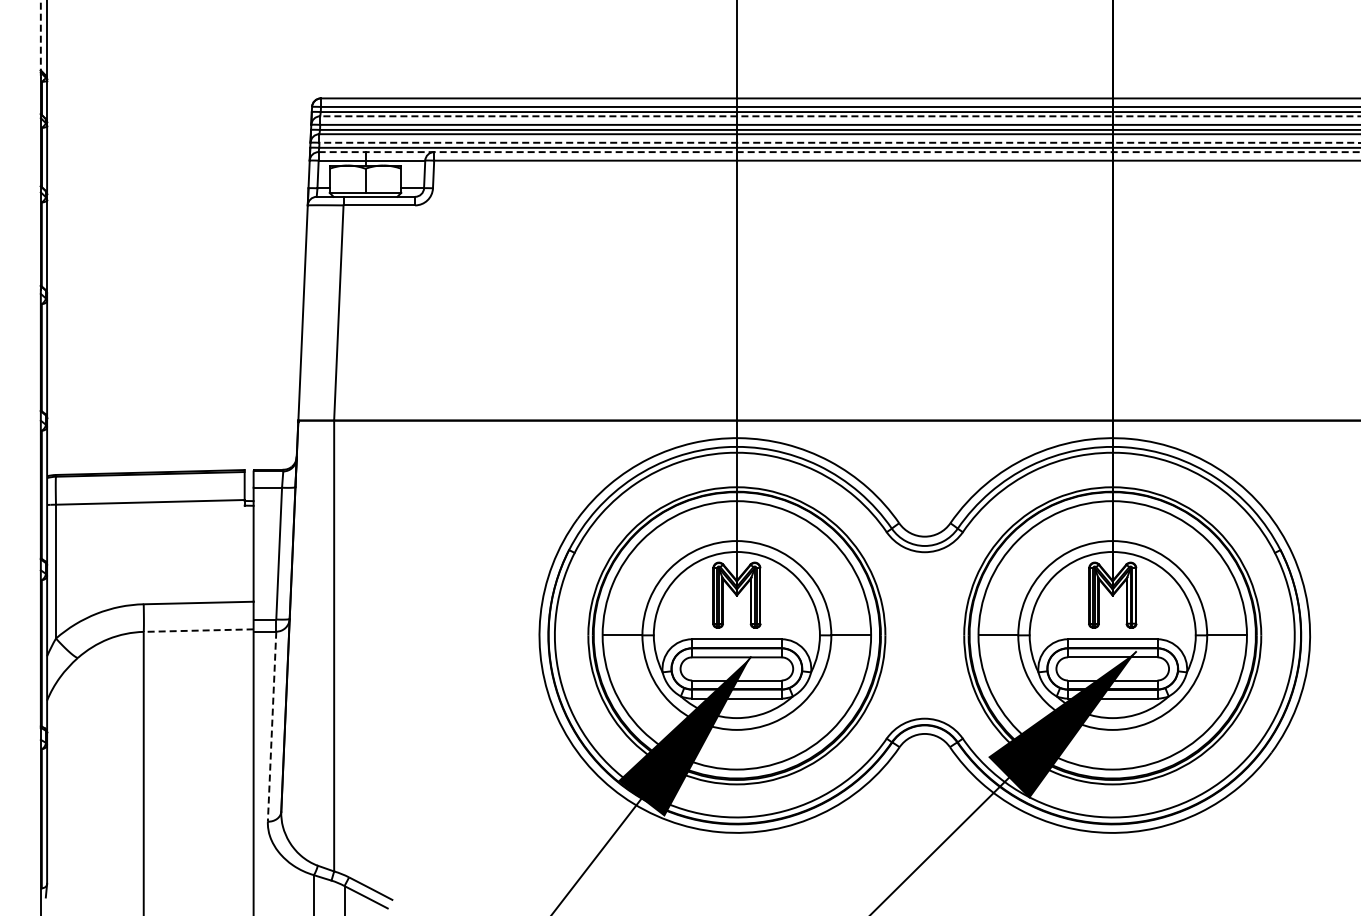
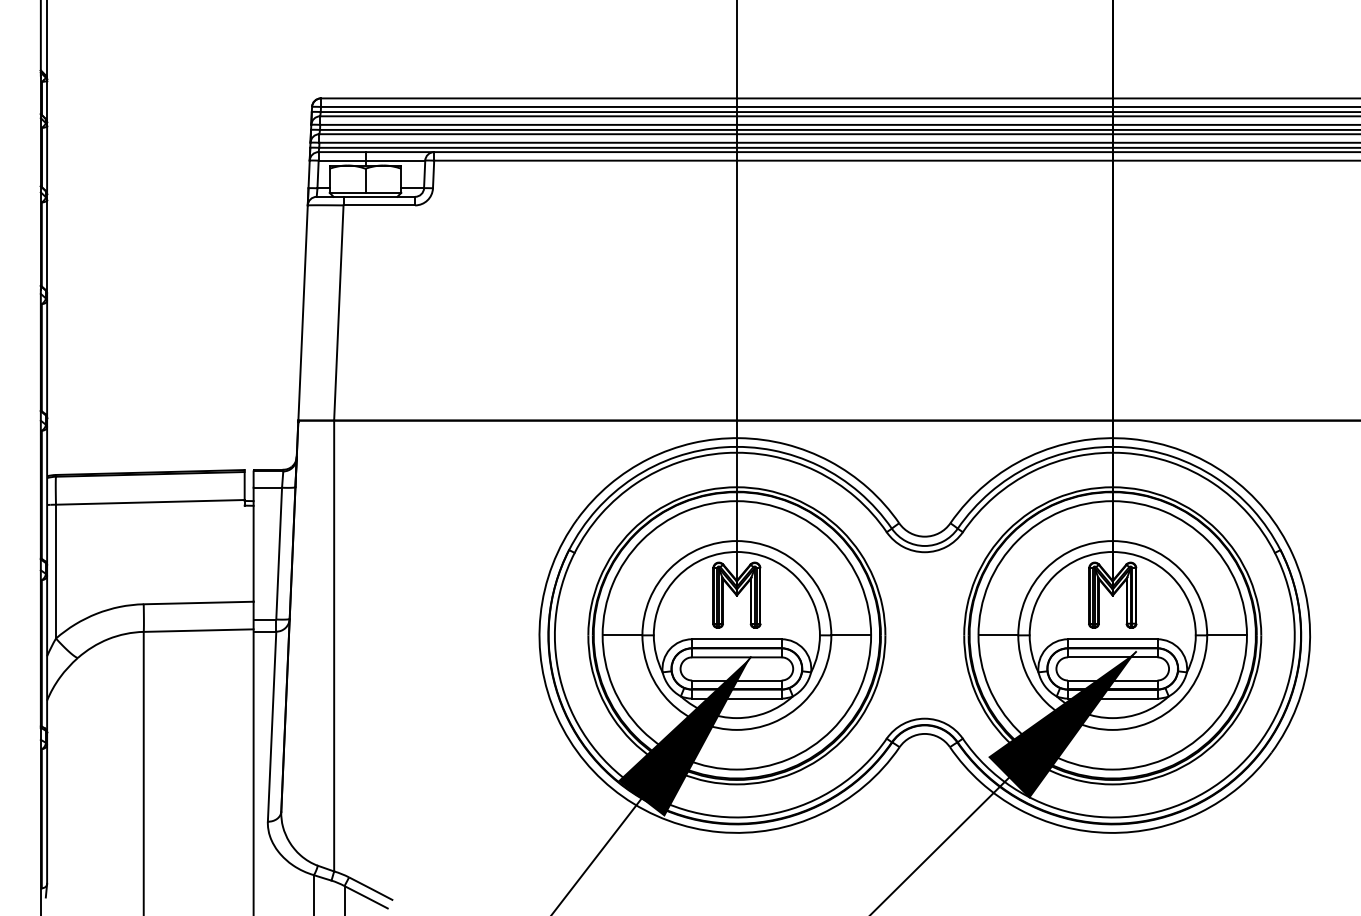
line: dashed -> solid (40, 37)
line: dashed -> solid (839, 116)
line: dashed -> solid (839, 142)
line: dashed -> solid (839, 152)
line: dashed -> solid (198, 630)
line: dashed -> solid (272, 727)
